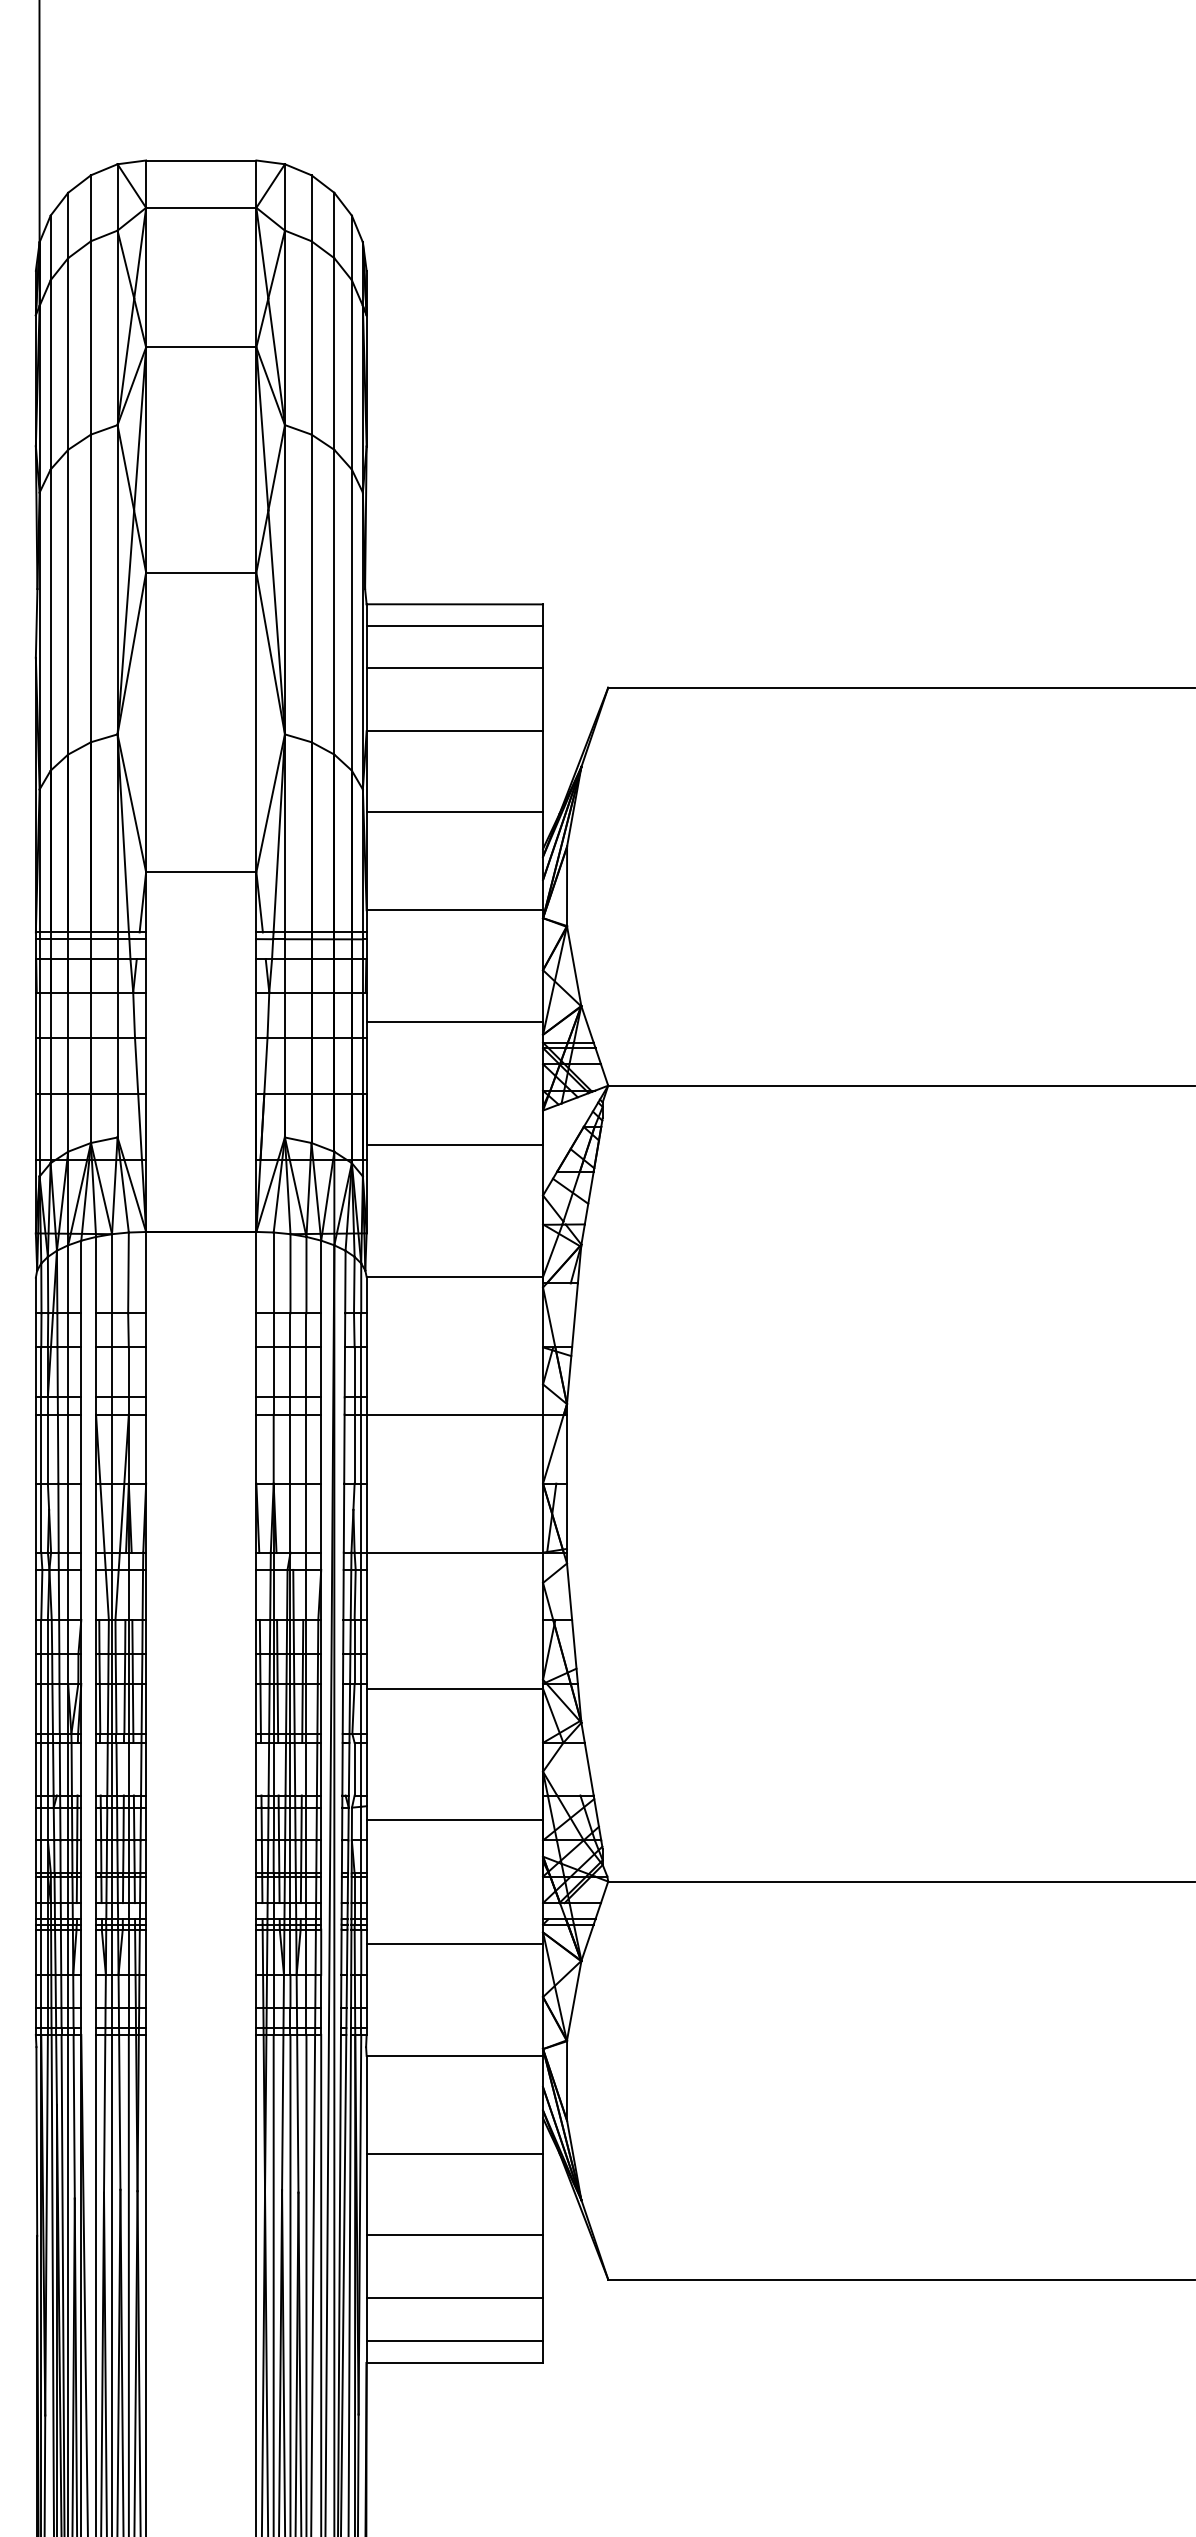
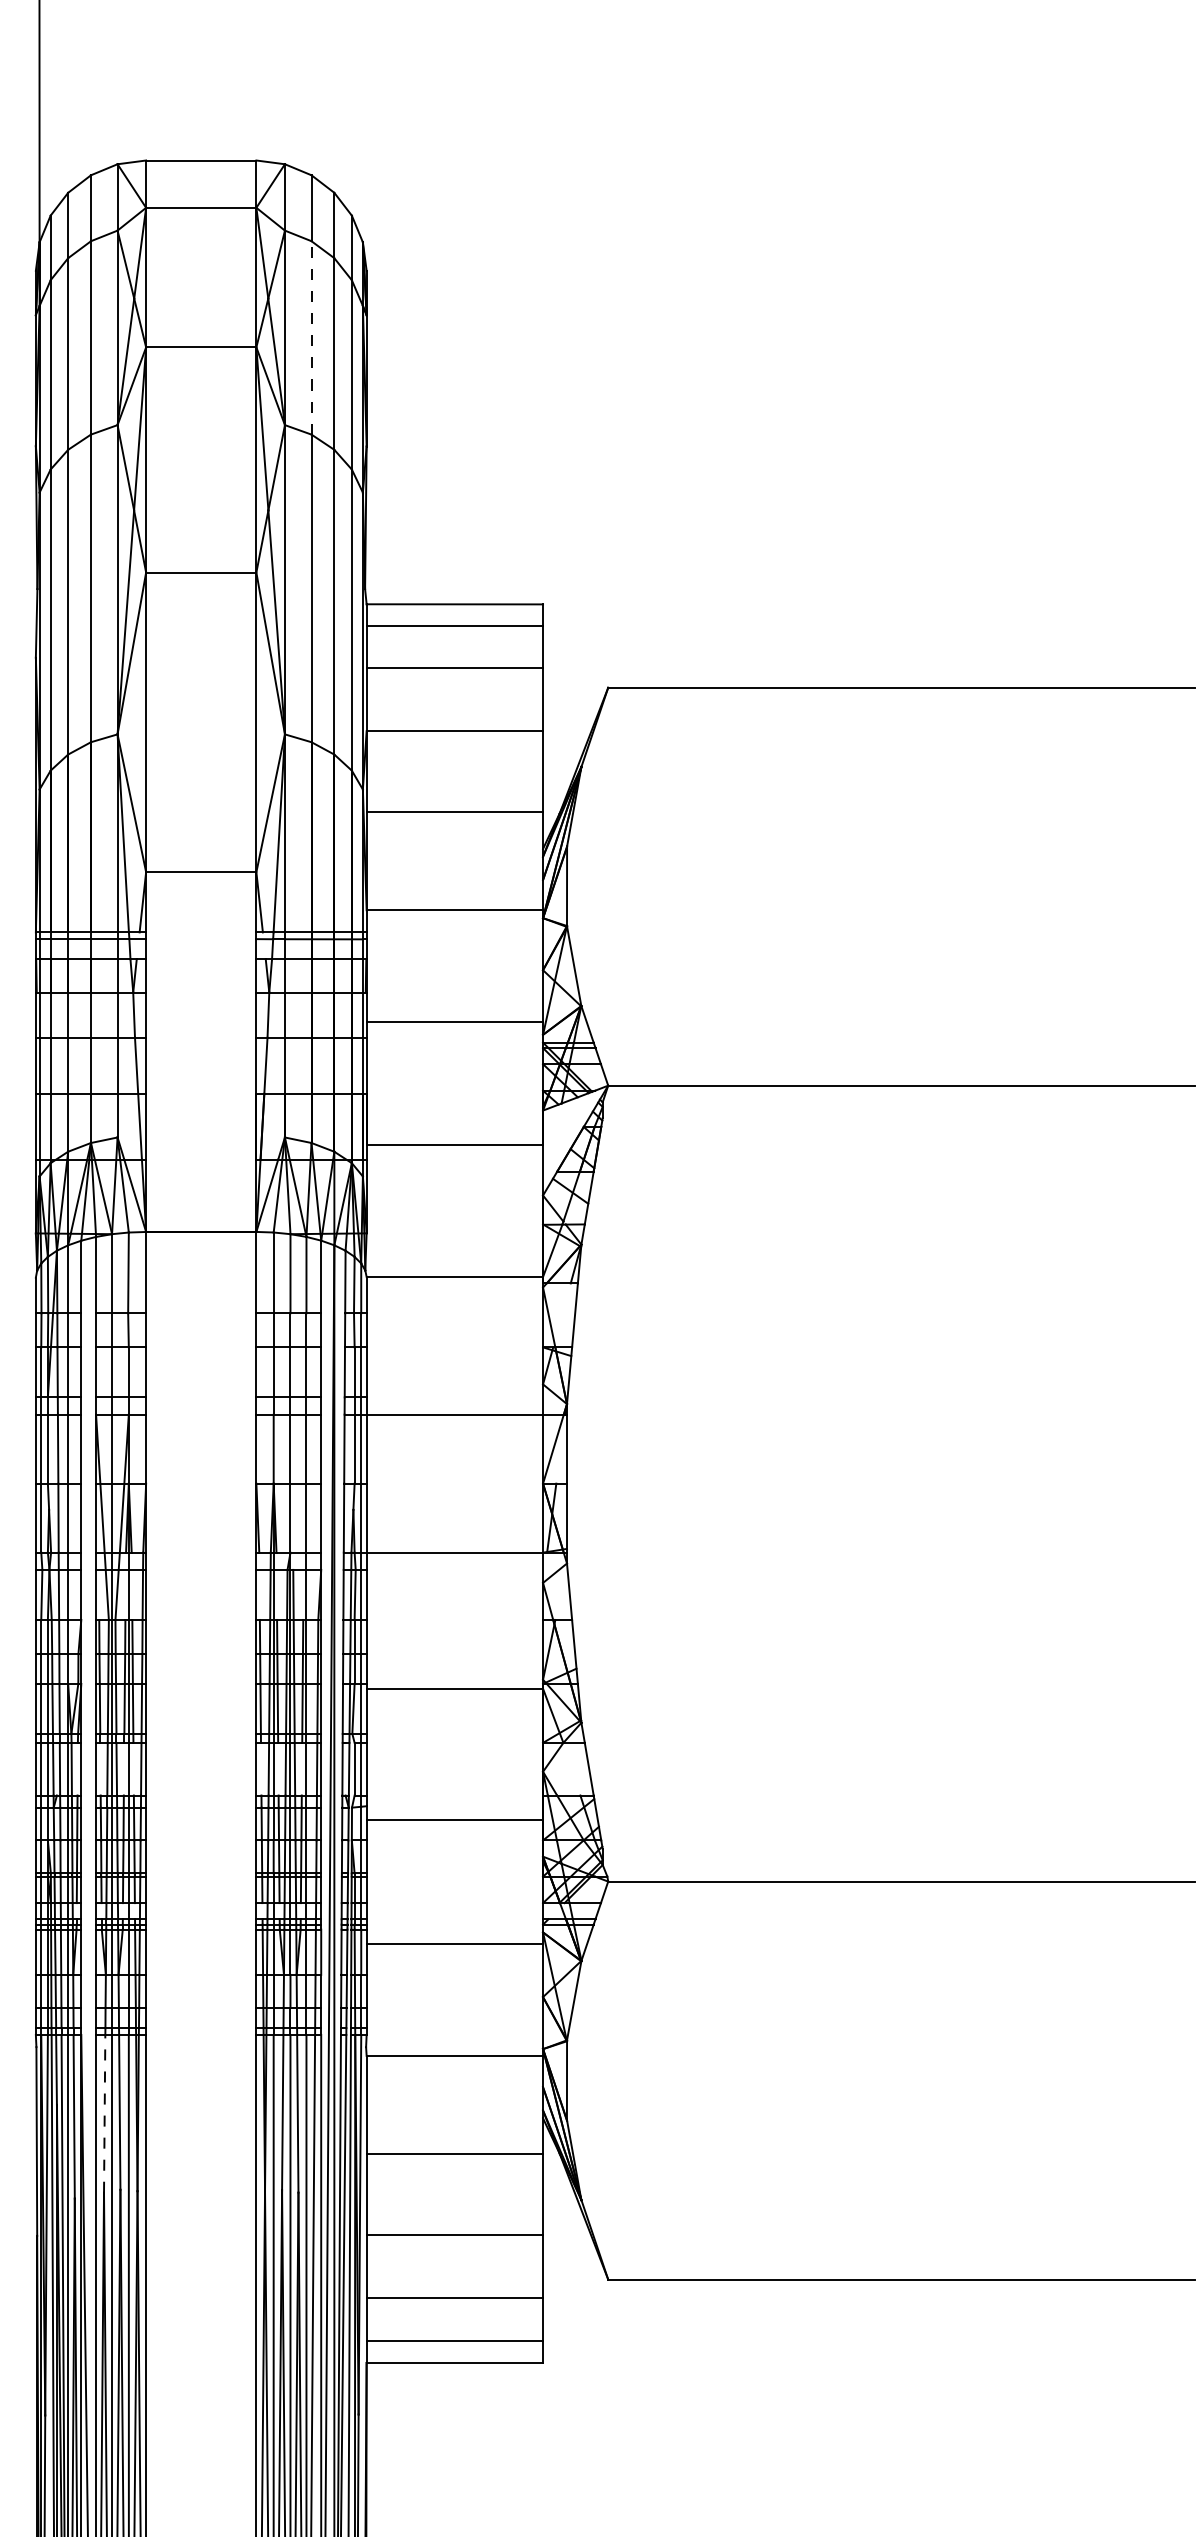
line: solid -> dashed (311, 337)
line: solid -> dashed (104, 2113)
